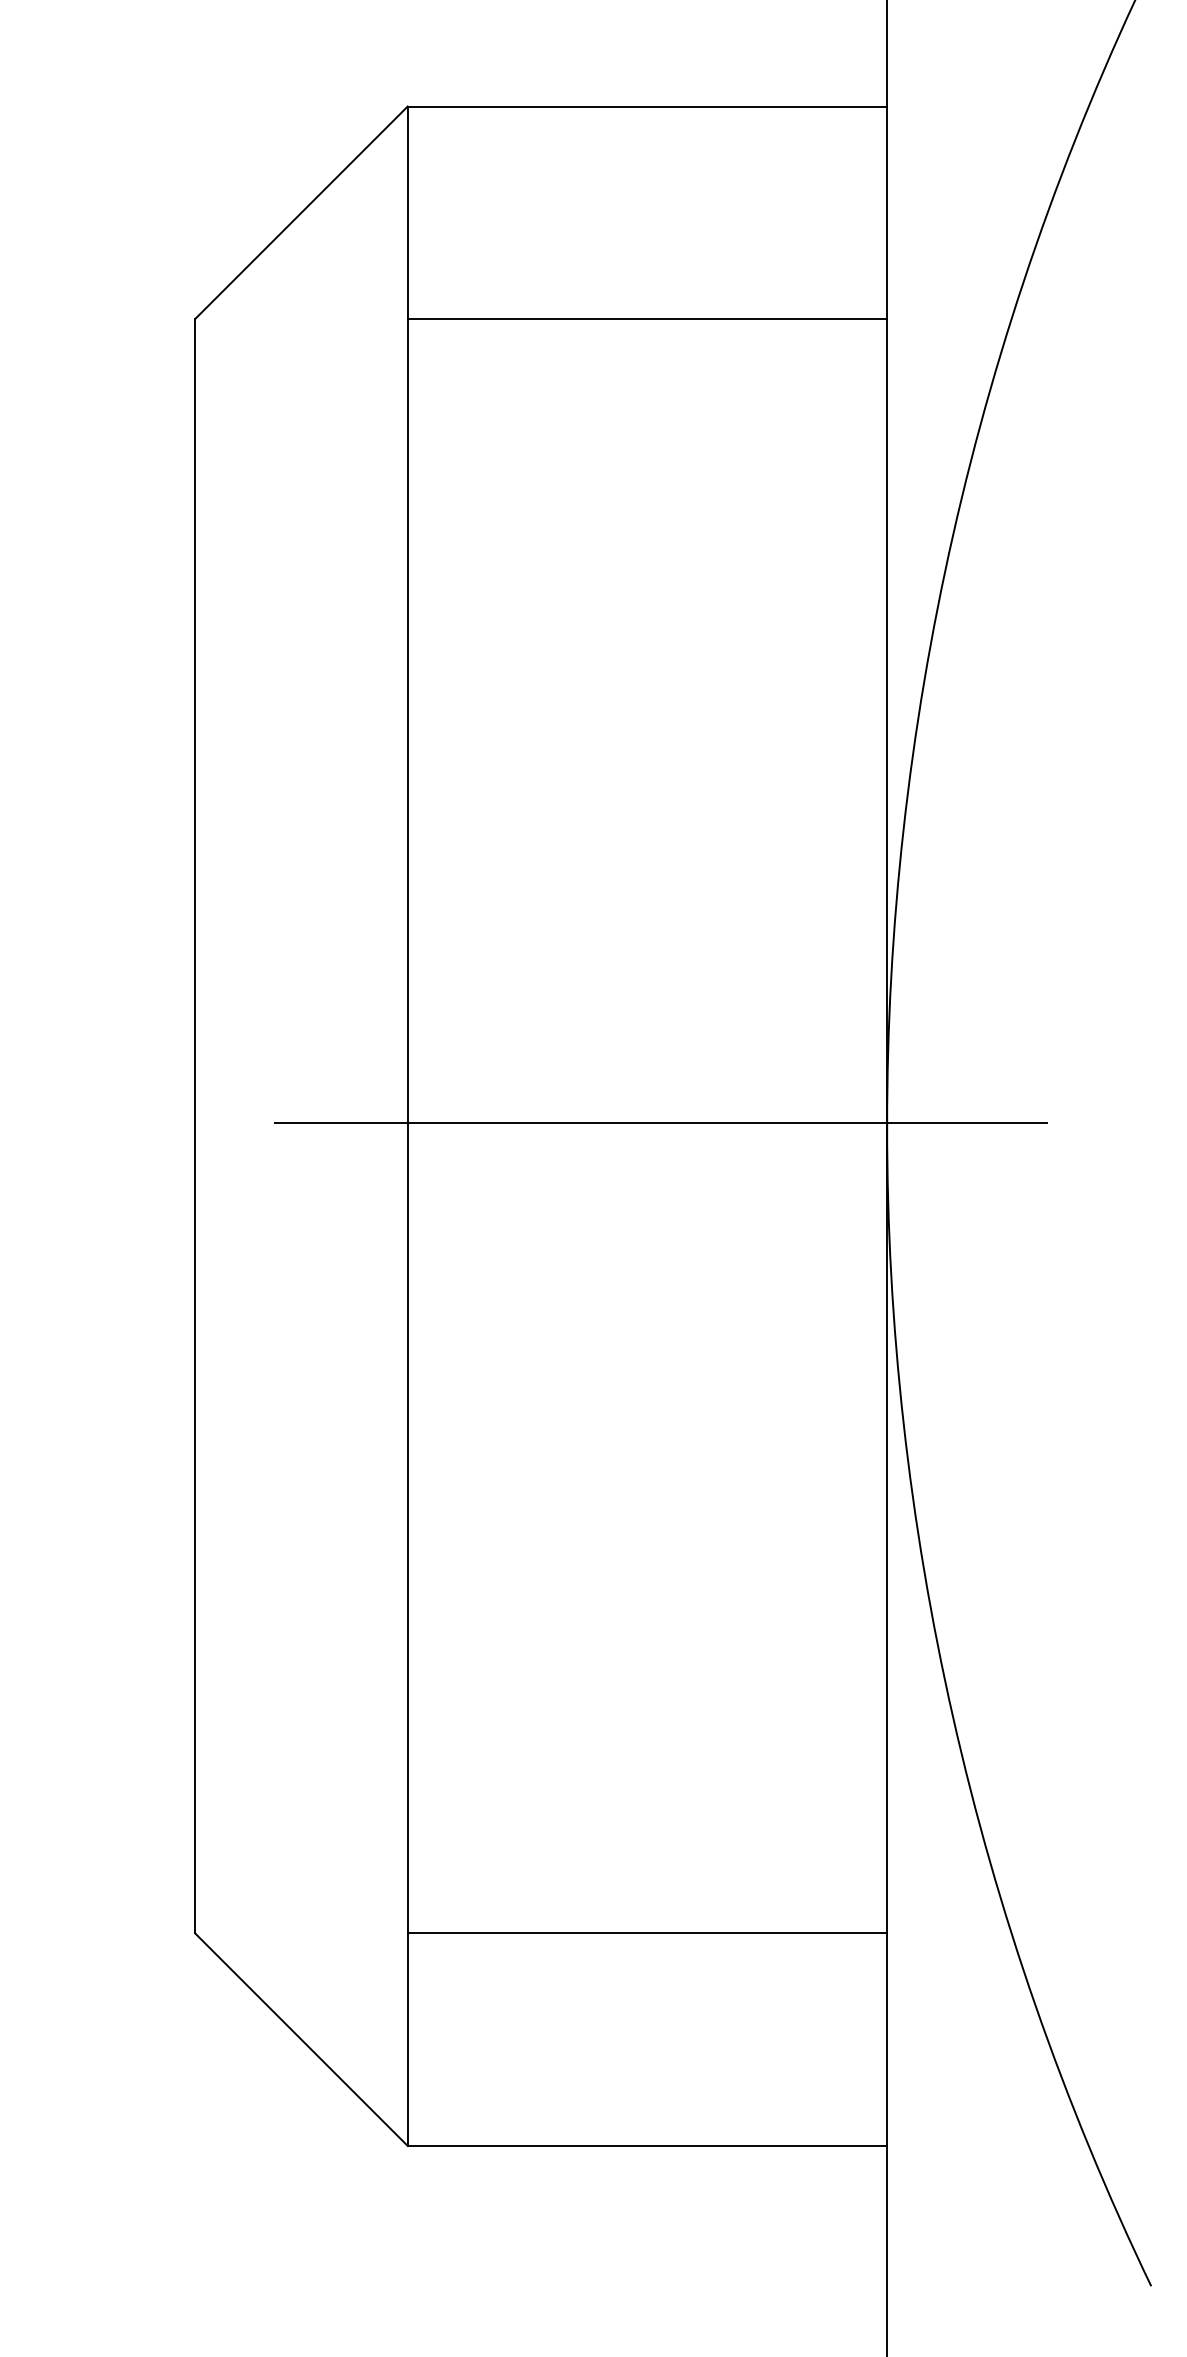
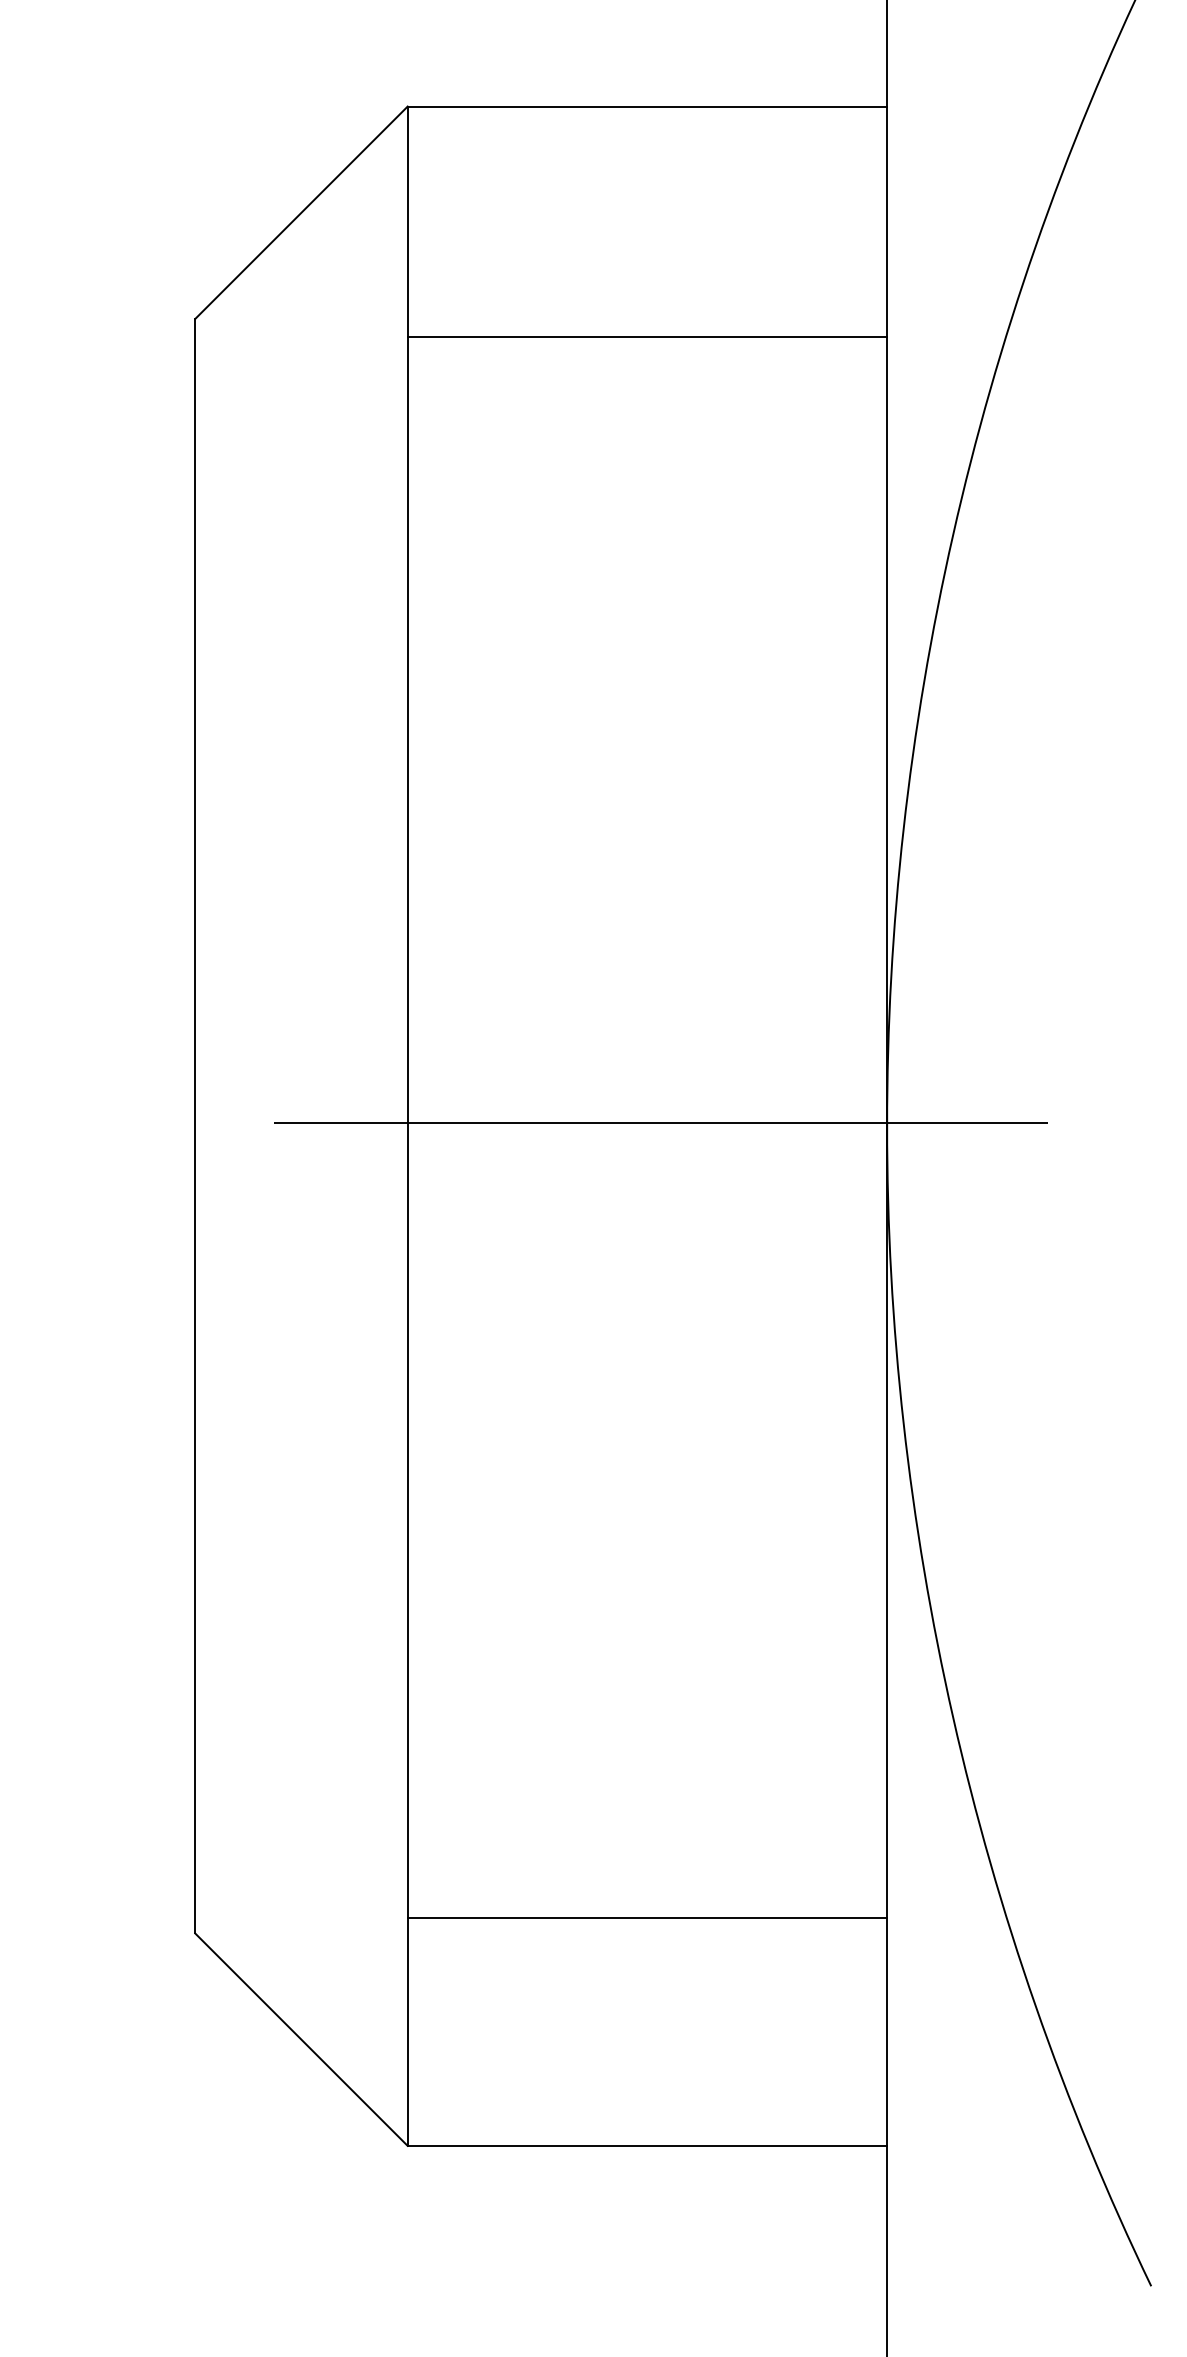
line position: (647, 318) -> (647, 336) (647, 336)
line position: (647, 1933) -> (647, 1918) (647, 1918)
